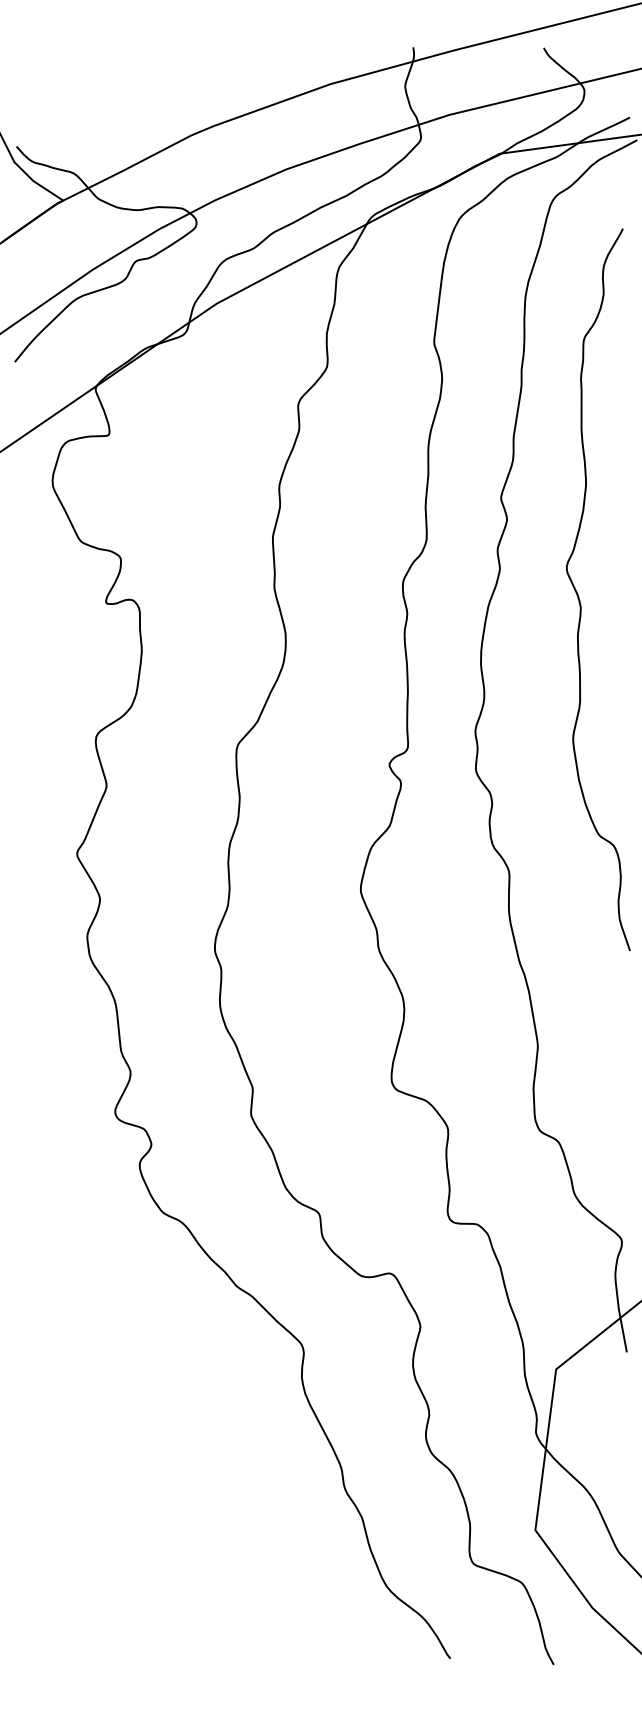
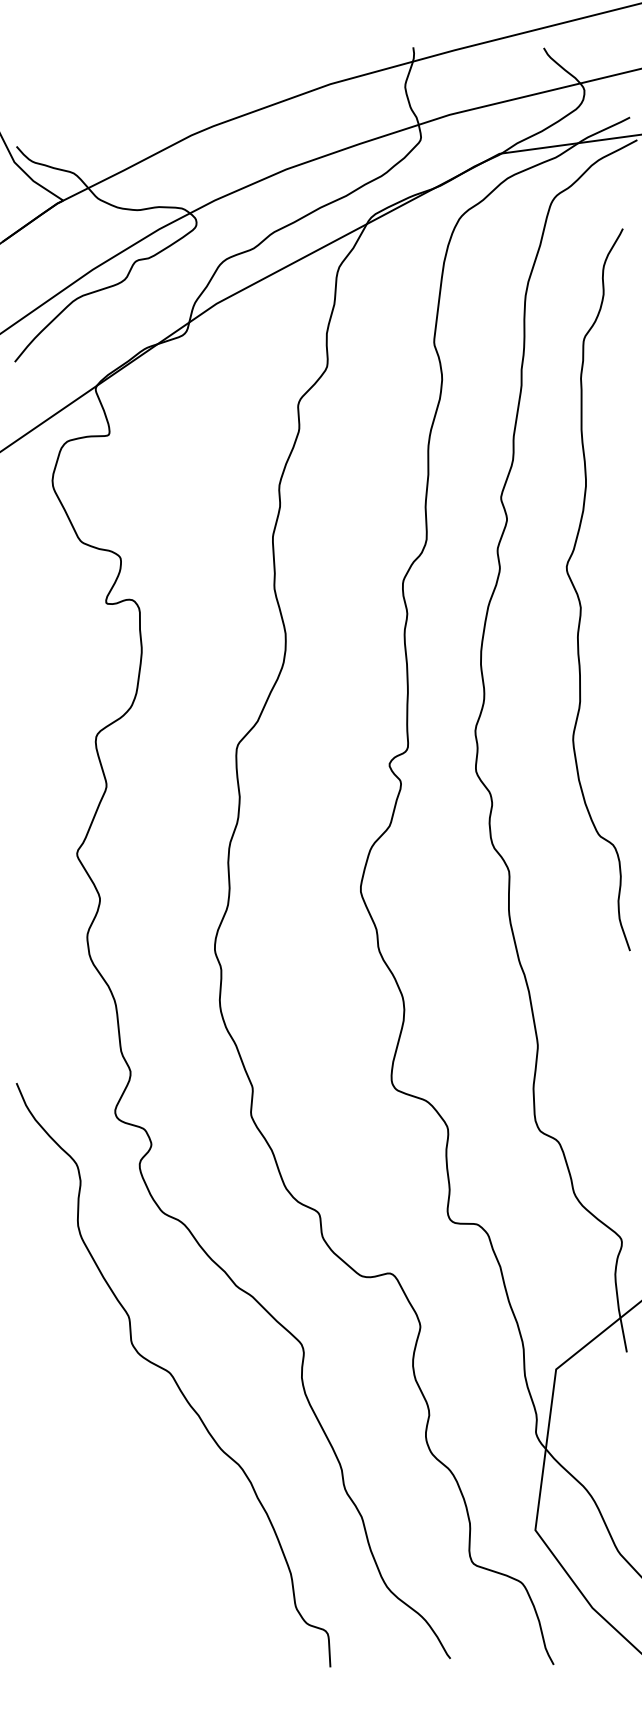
curve: none -> present (172, 1375)
